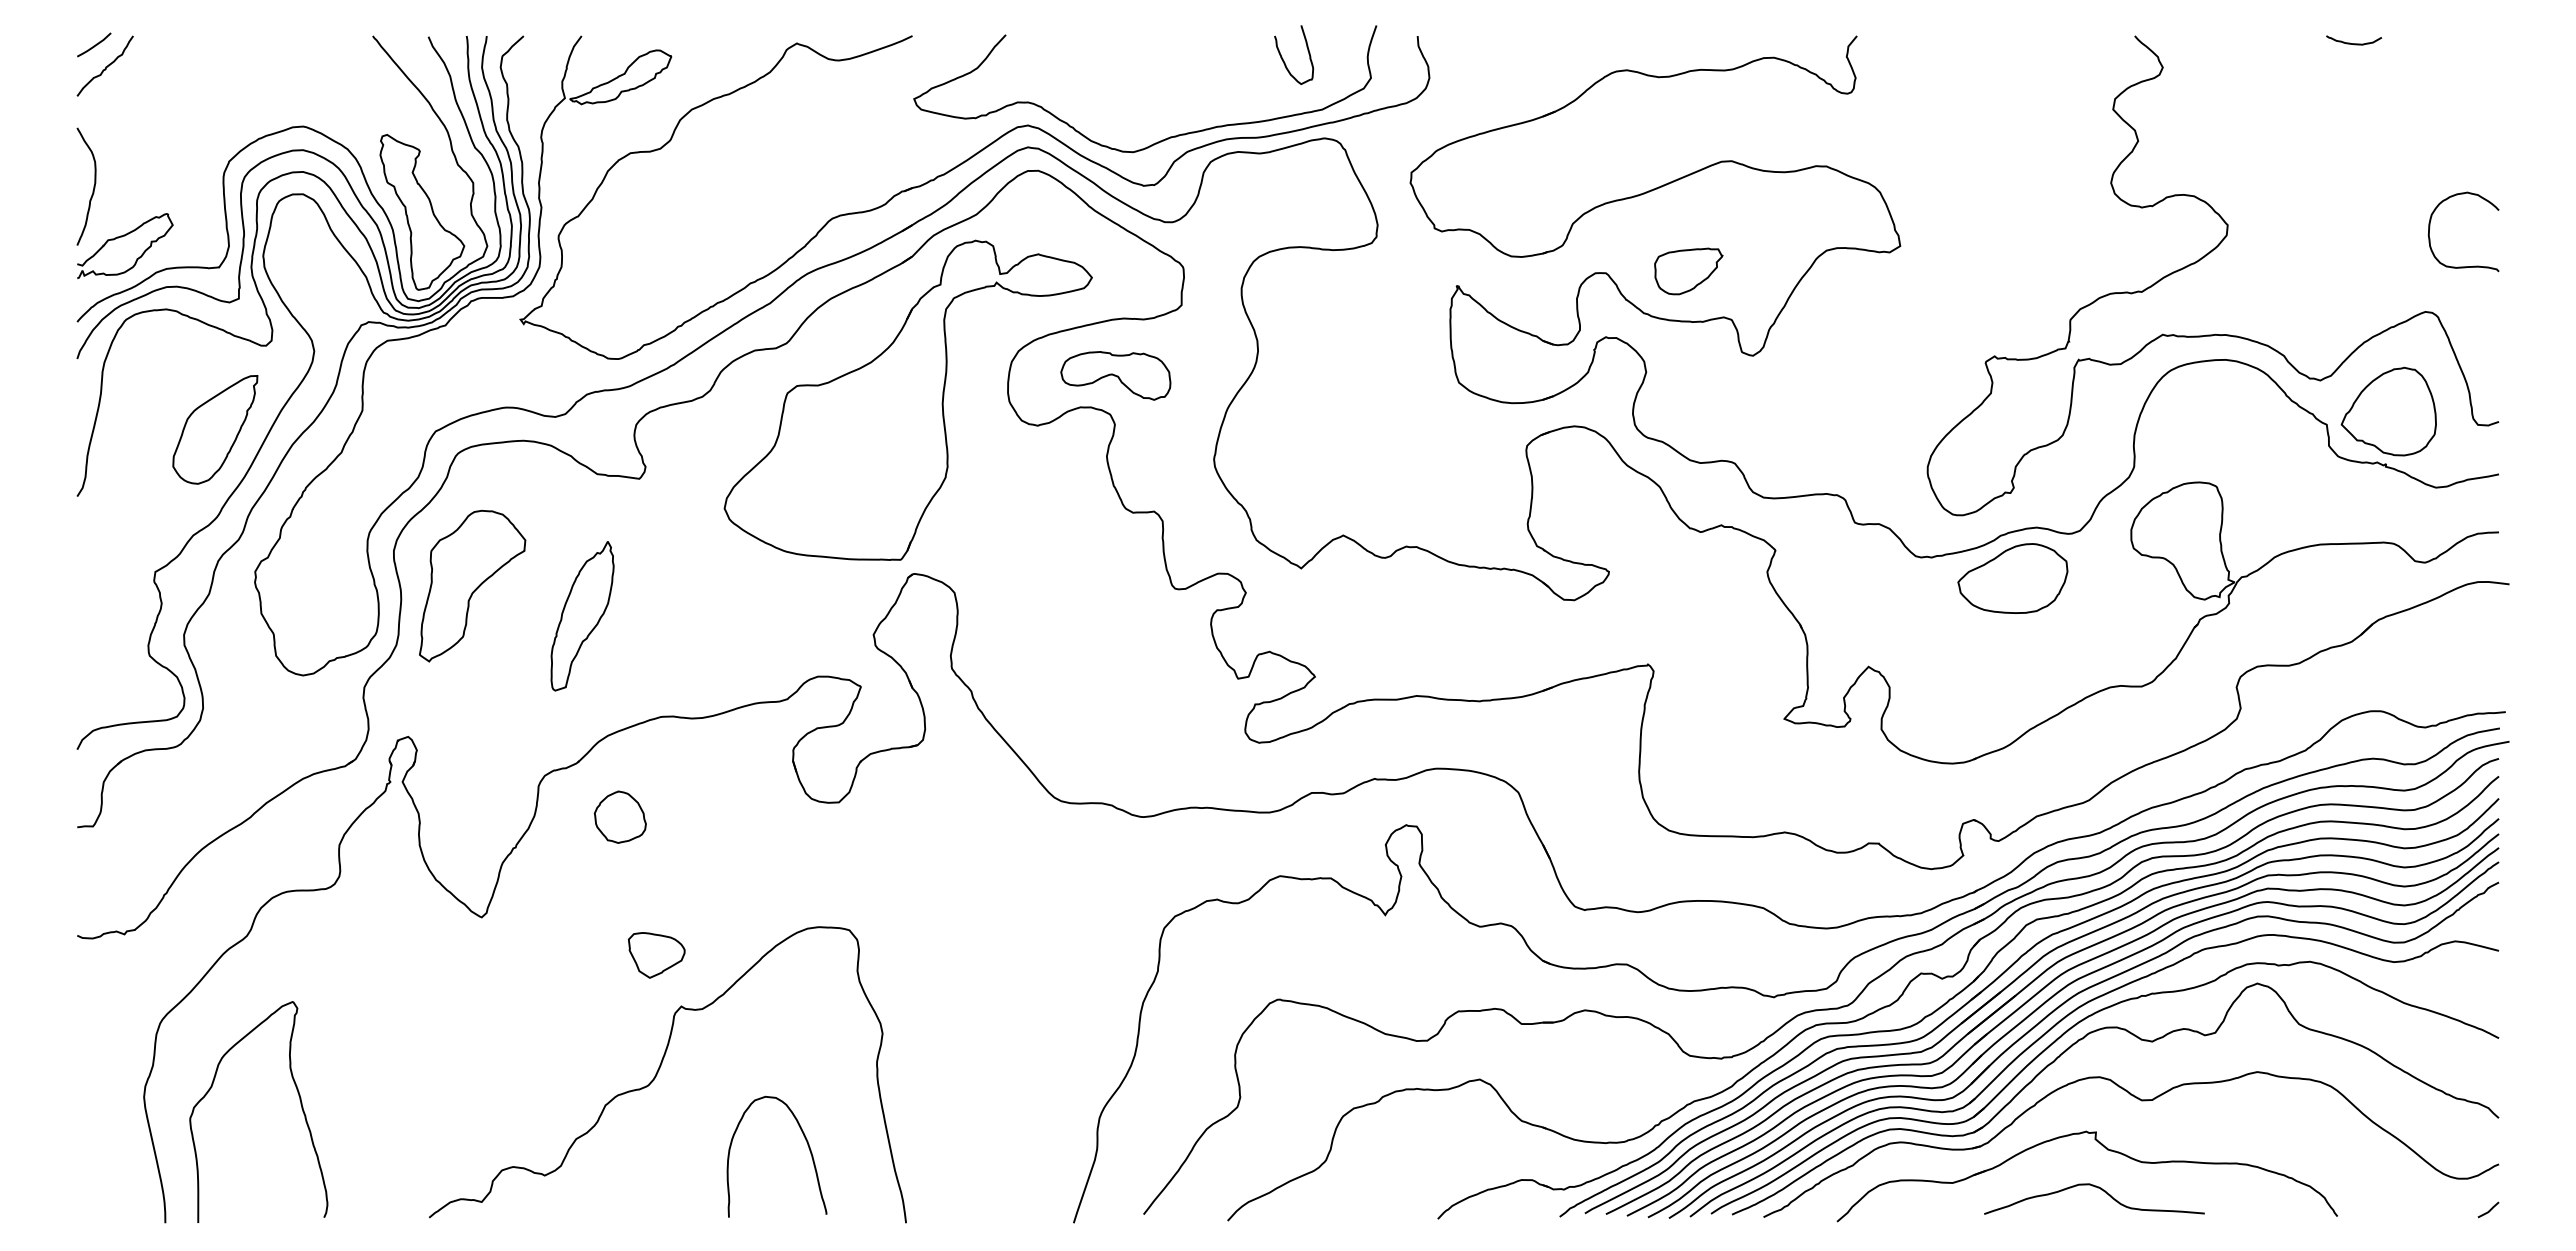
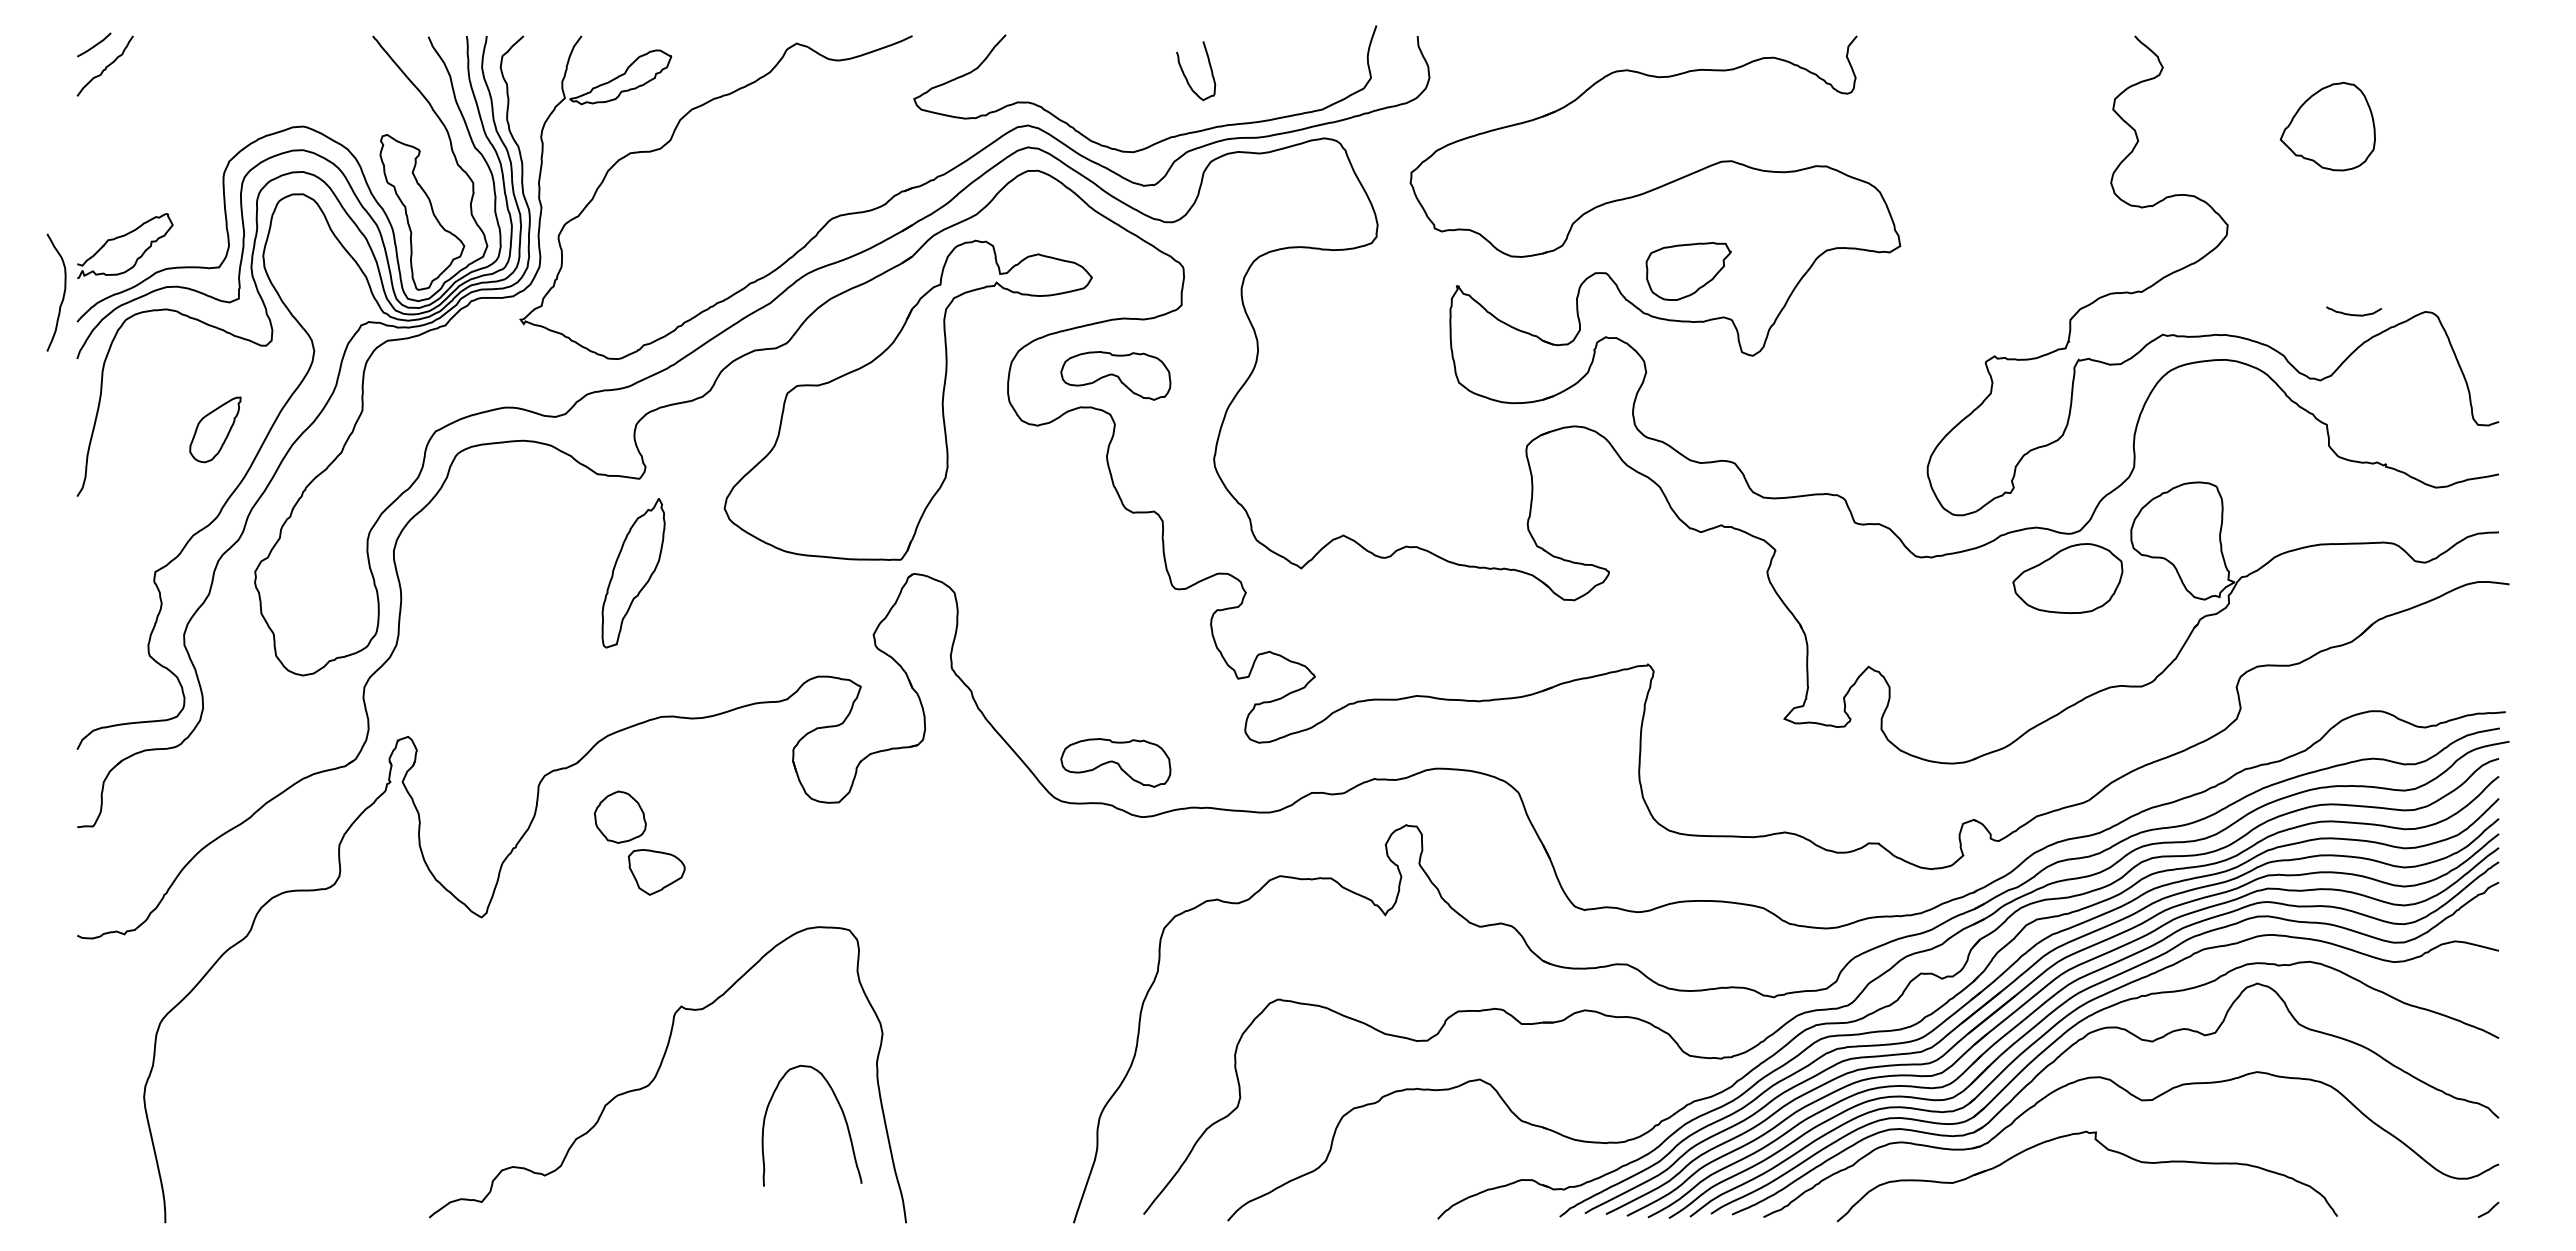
curve position: (2354, 43) -> (2354, 314) (2354, 314)
curve position: (1284, 60) -> (1186, 76) (1186, 76)
curve position: (93, 186) -> (63, 292) (63, 292)
curve: present -> none (2430, 227)
part size: 70x49 px -> 87x59 px (1688, 271)
part position: (2388, 411) -> (2327, 126) (2327, 126)
part size: 87x110 px -> 53x68 px (215, 429)
part position: (2012, 578) -> (2067, 578) (2067, 578)
part: present -> none (472, 585)
part position: (582, 616) -> (633, 573) (633, 573)
part: none -> present (1115, 762)
part position: (656, 955) -> (656, 872) (656, 872)
curve: present -> none (299, 1100)
curve position: (807, 1145) -> (842, 1114) (842, 1114)
curve: present -> none (2097, 1188)
